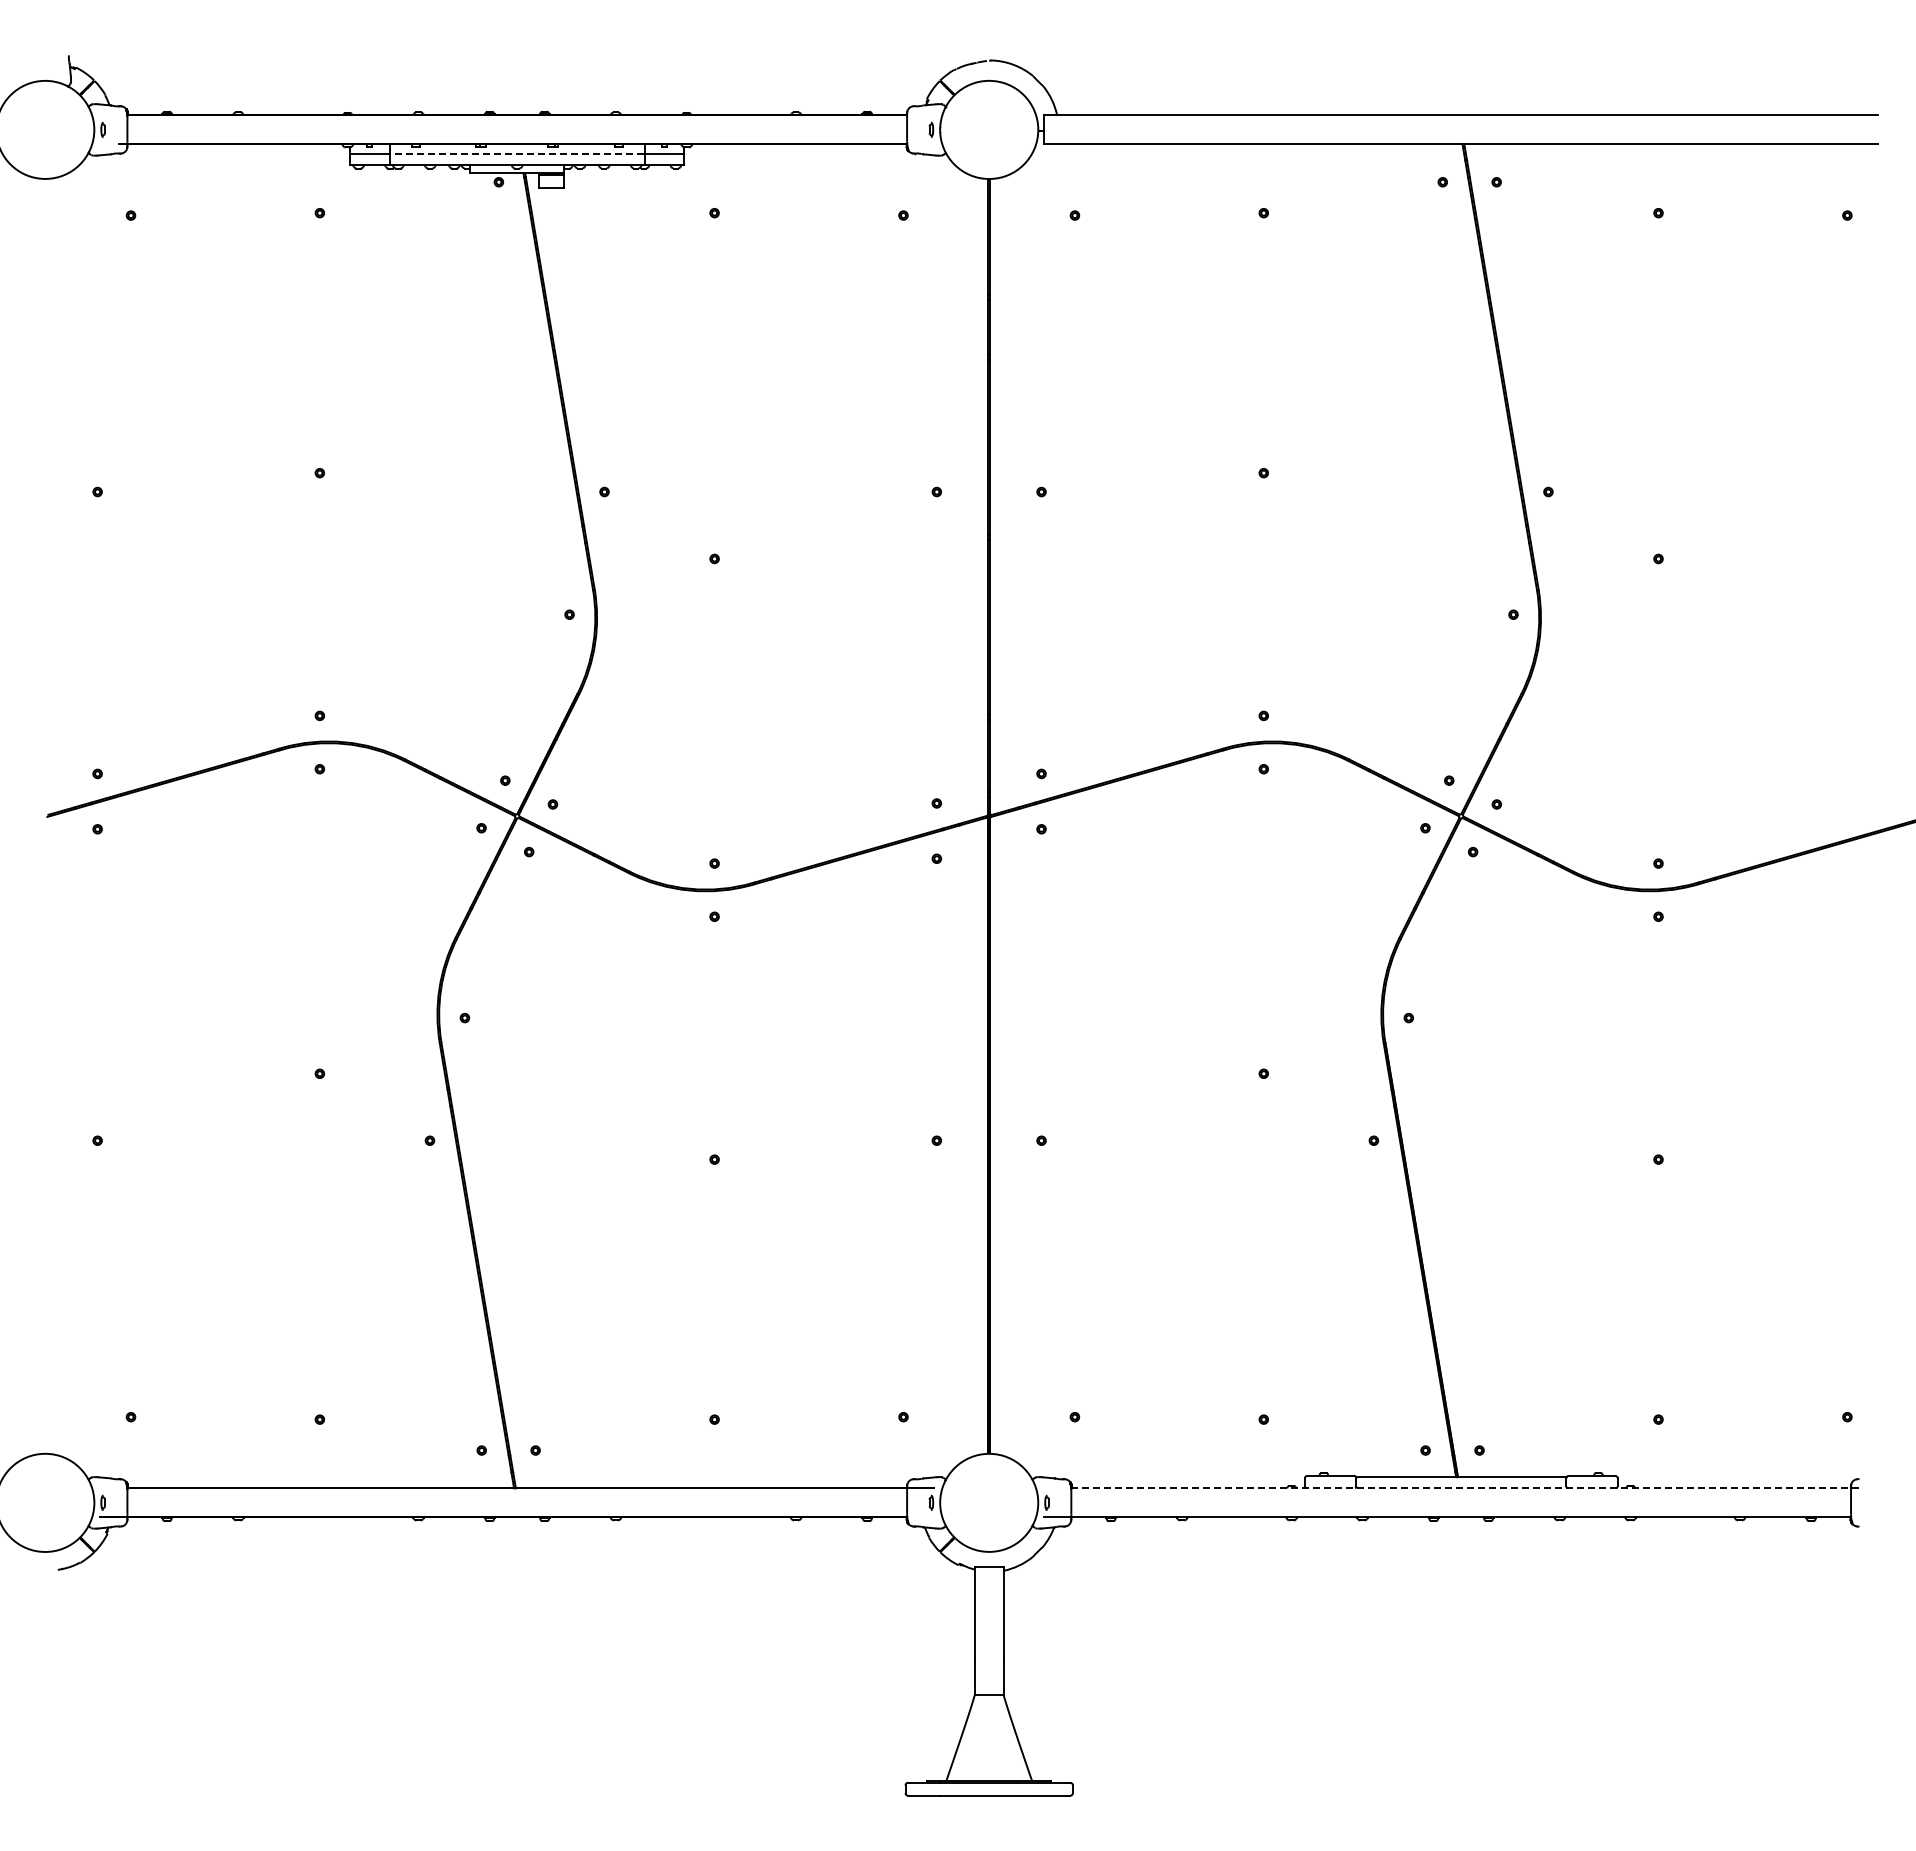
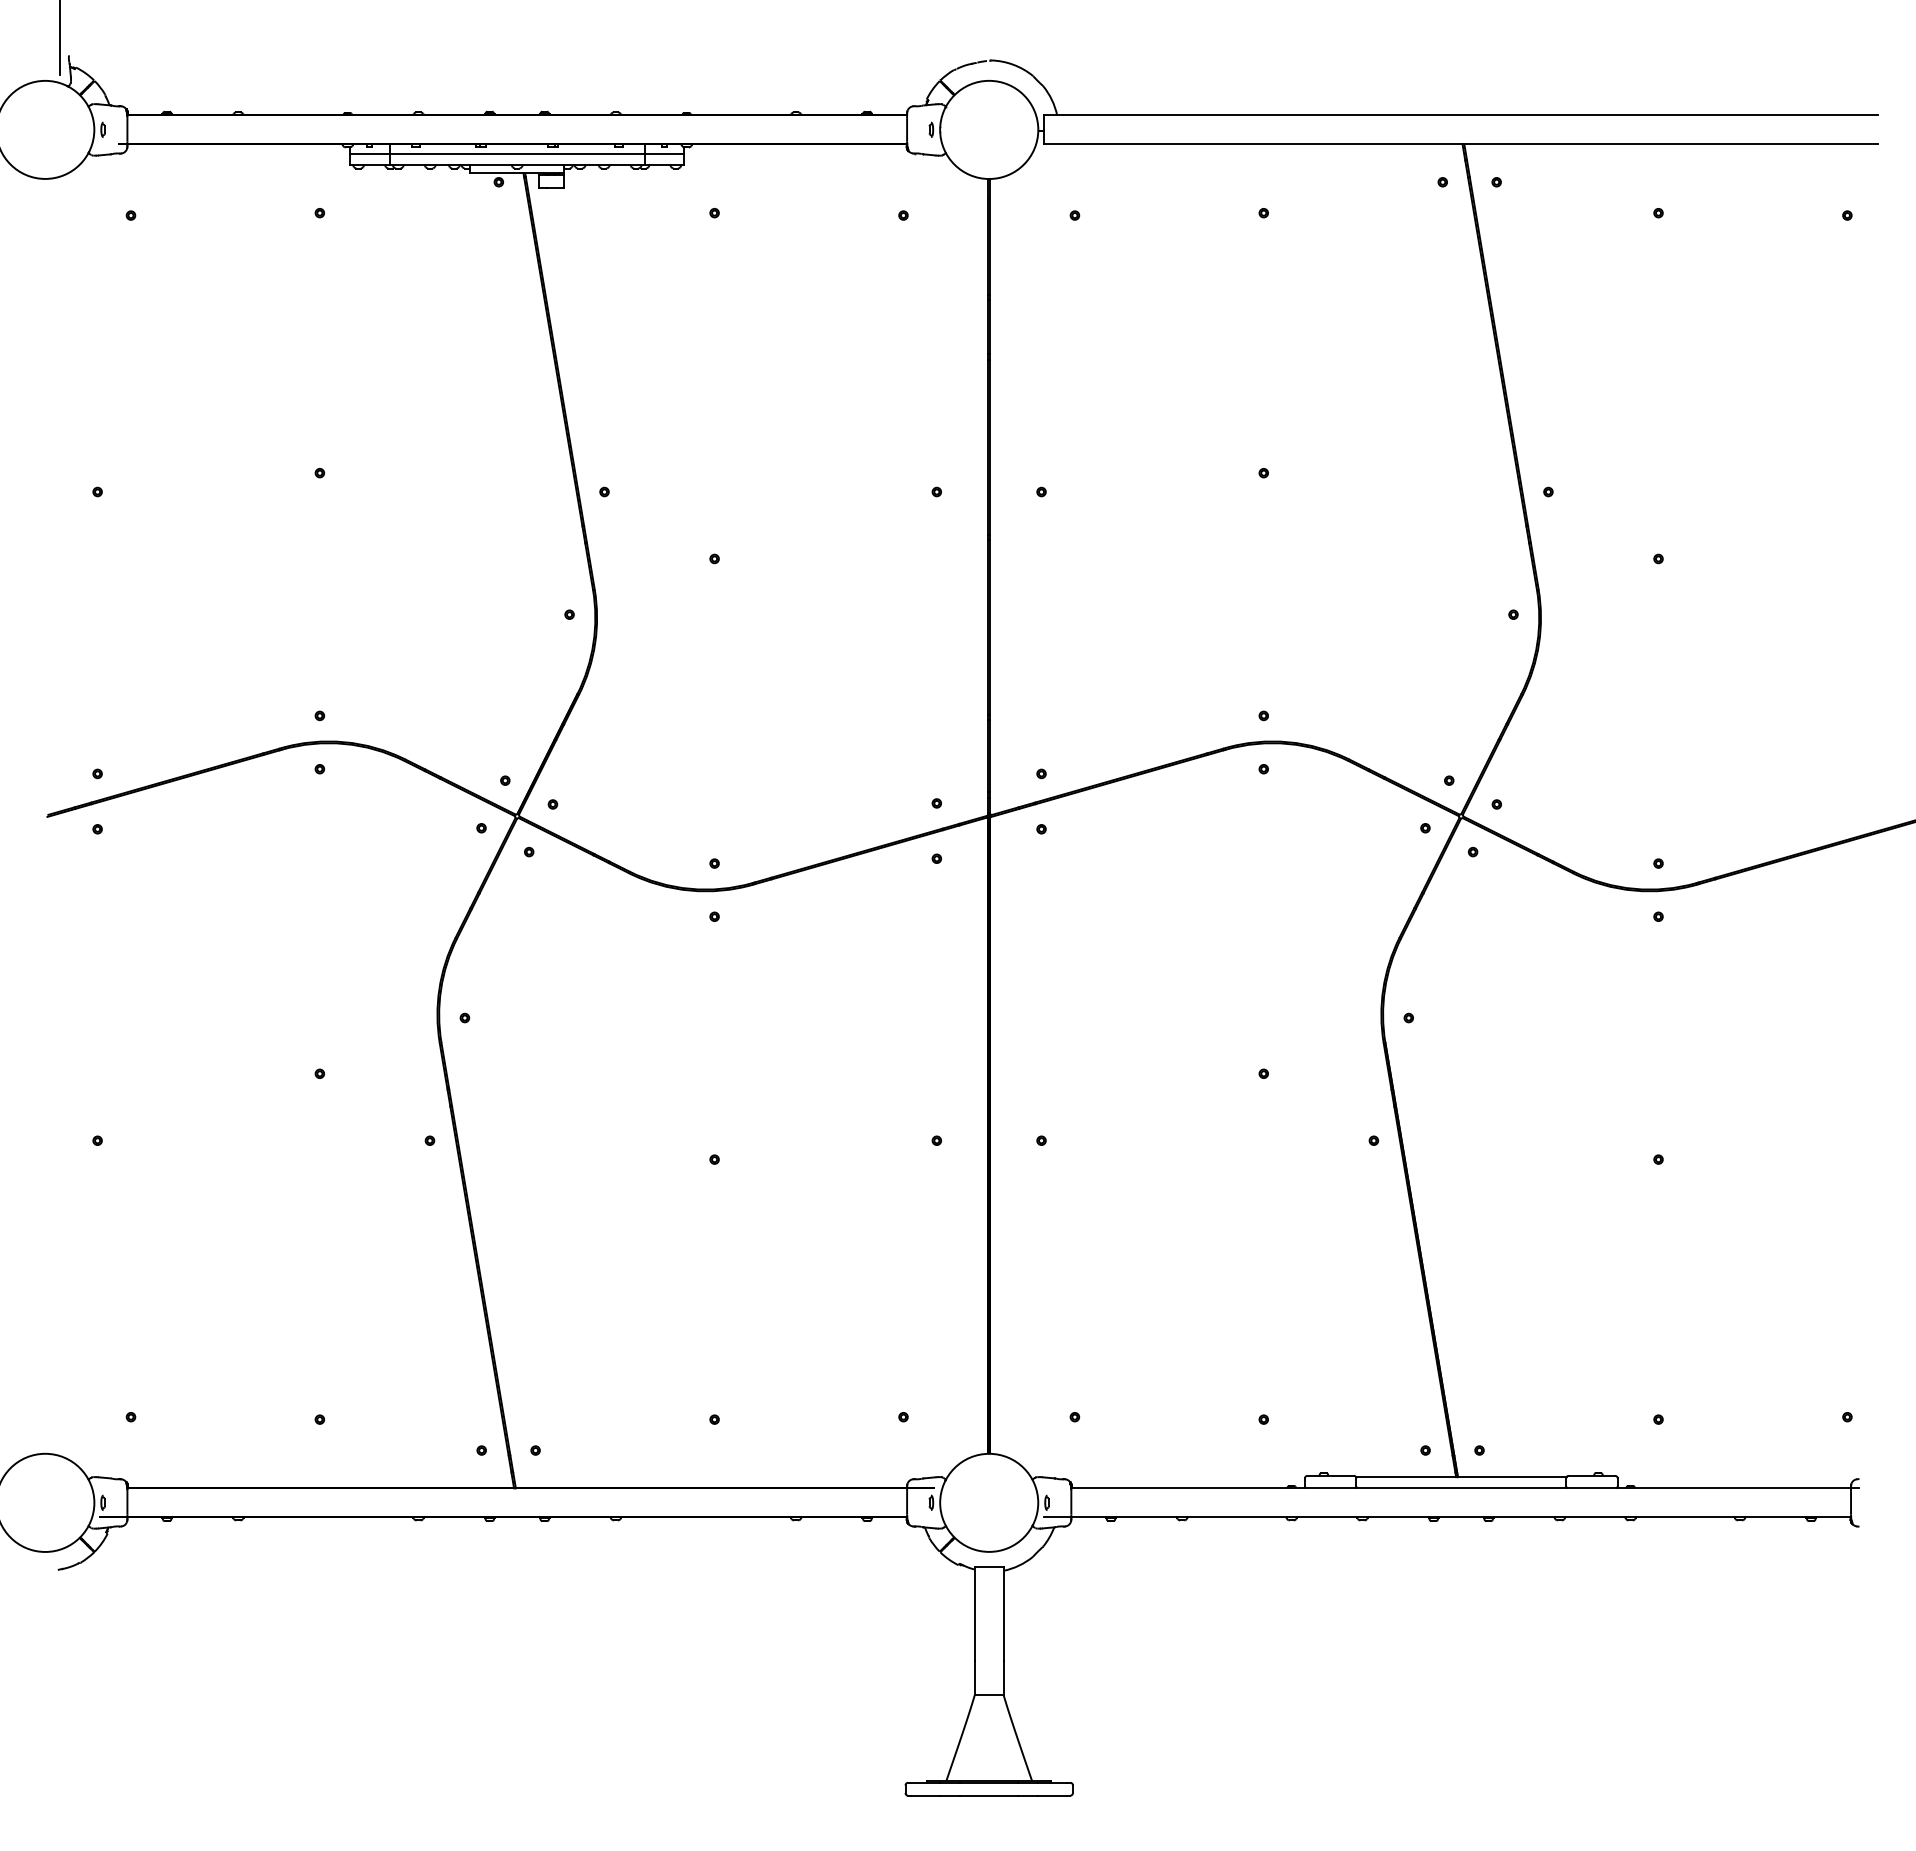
line: none -> present (59, 38)
line: dashed -> solid (516, 153)
line: dashed -> solid (1465, 1488)
